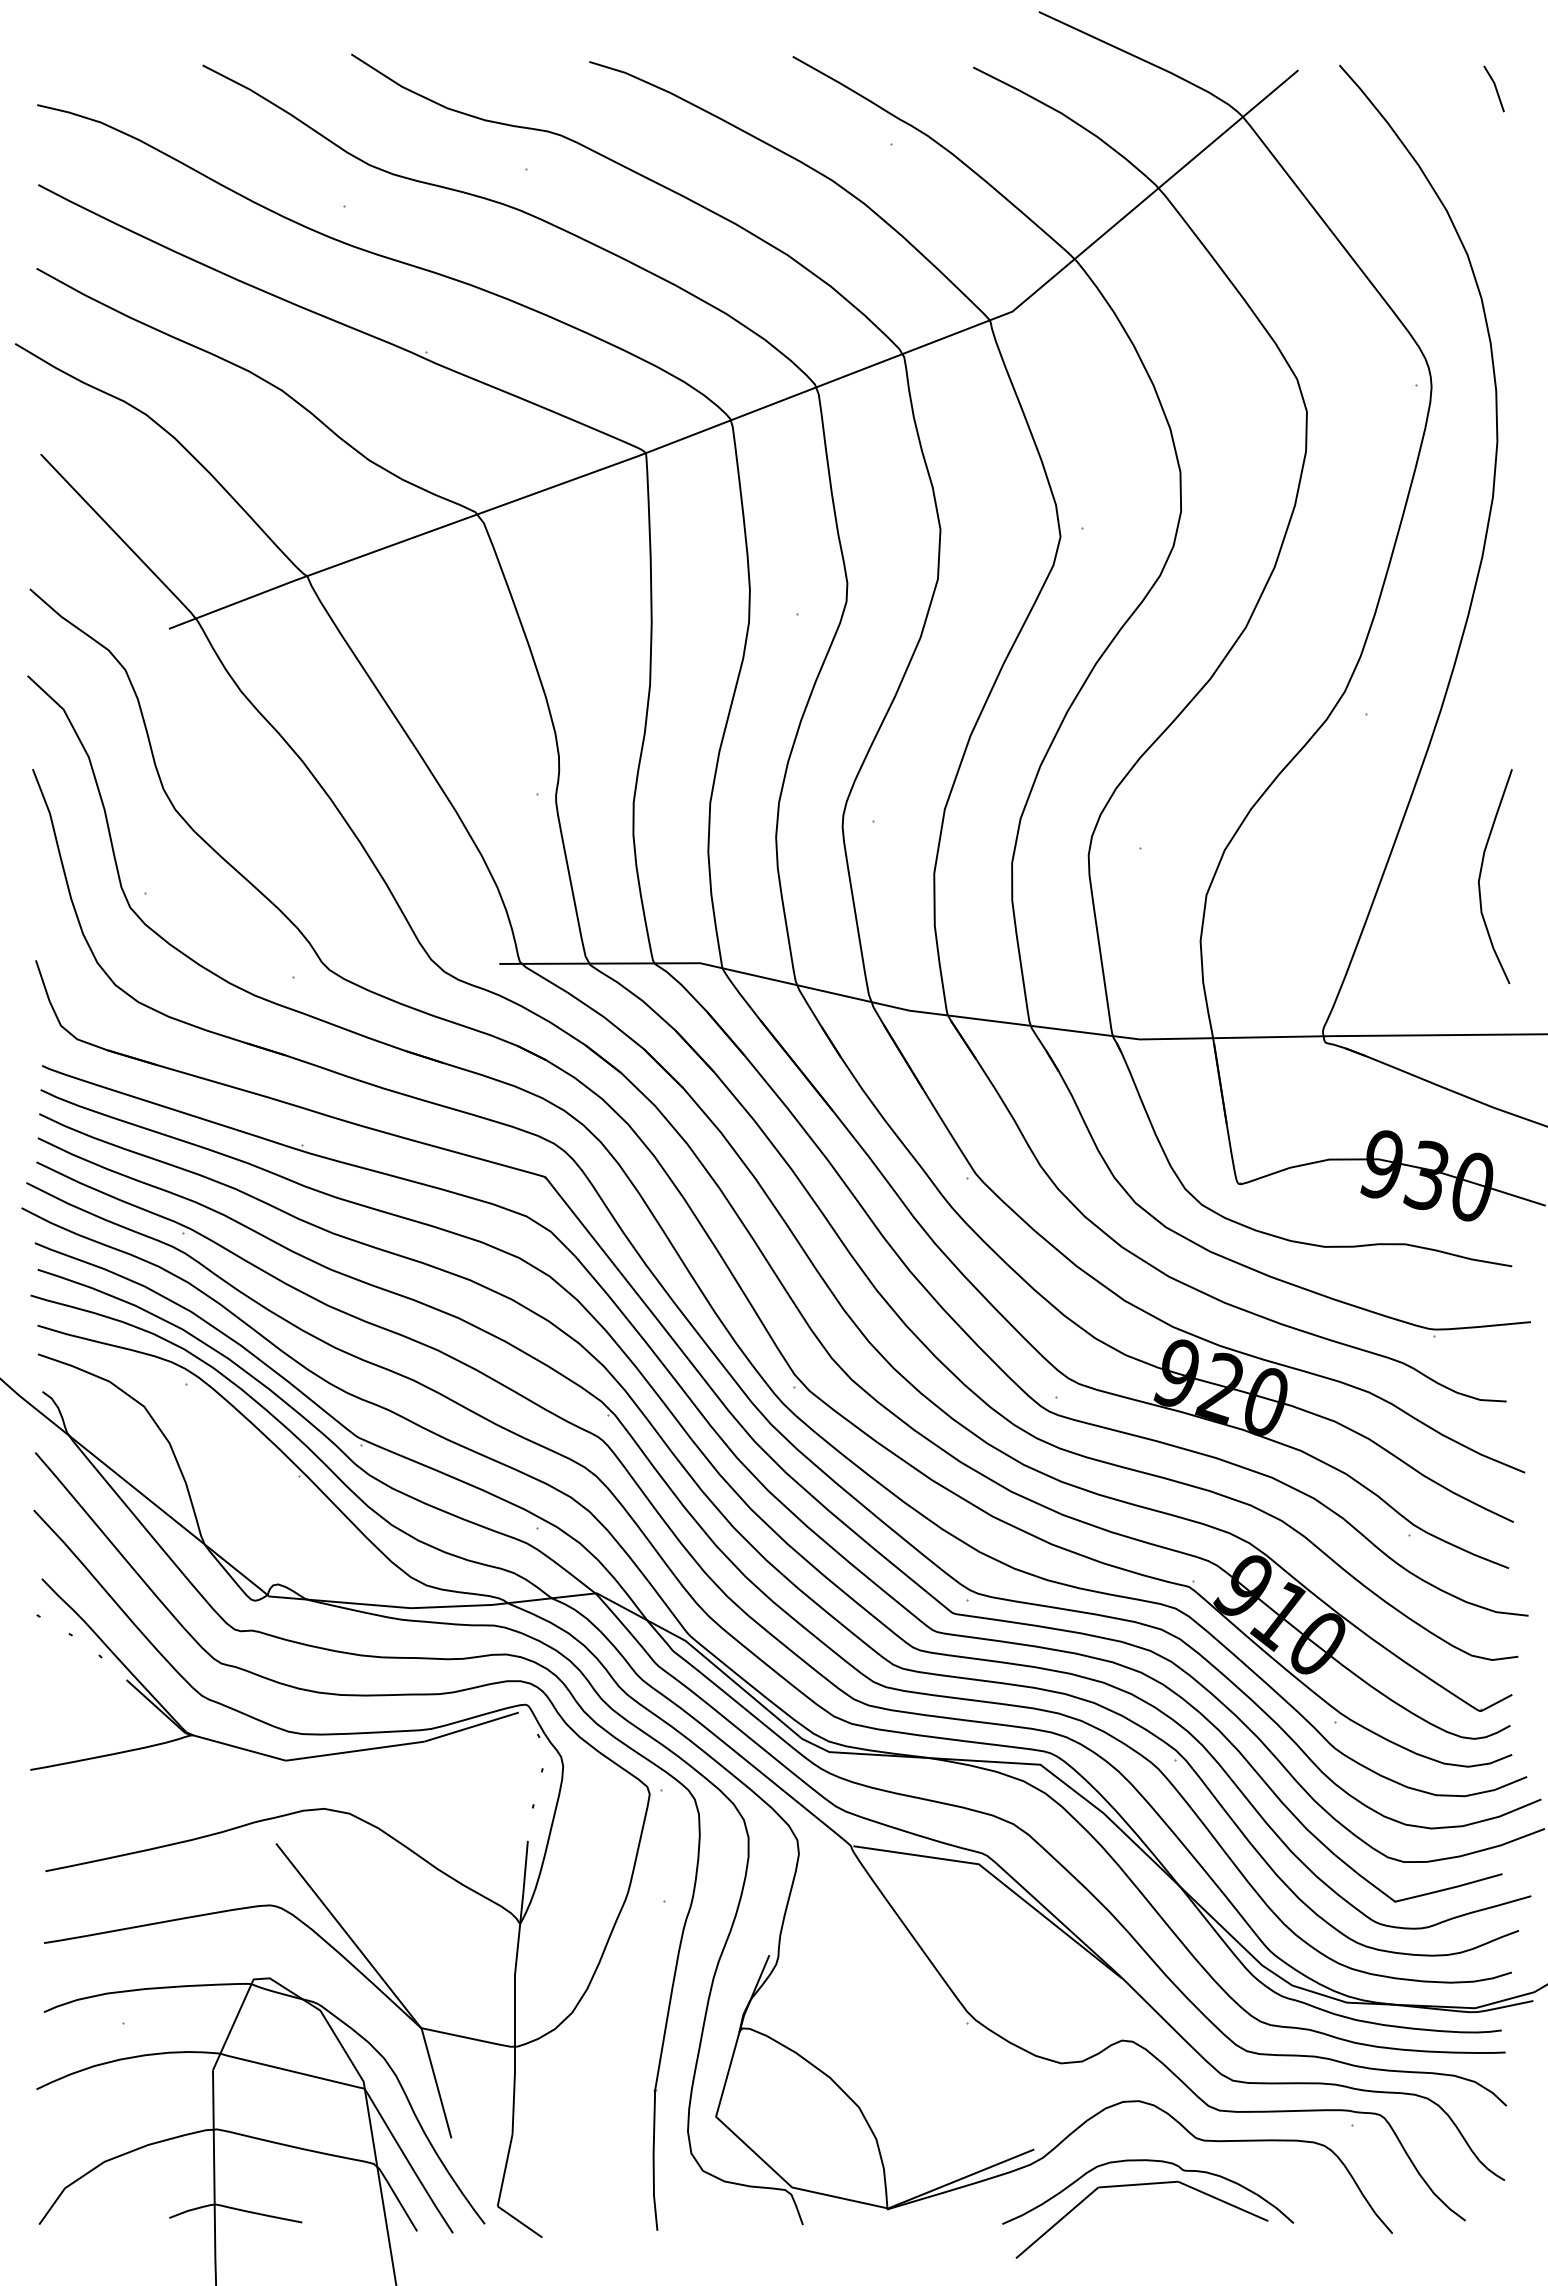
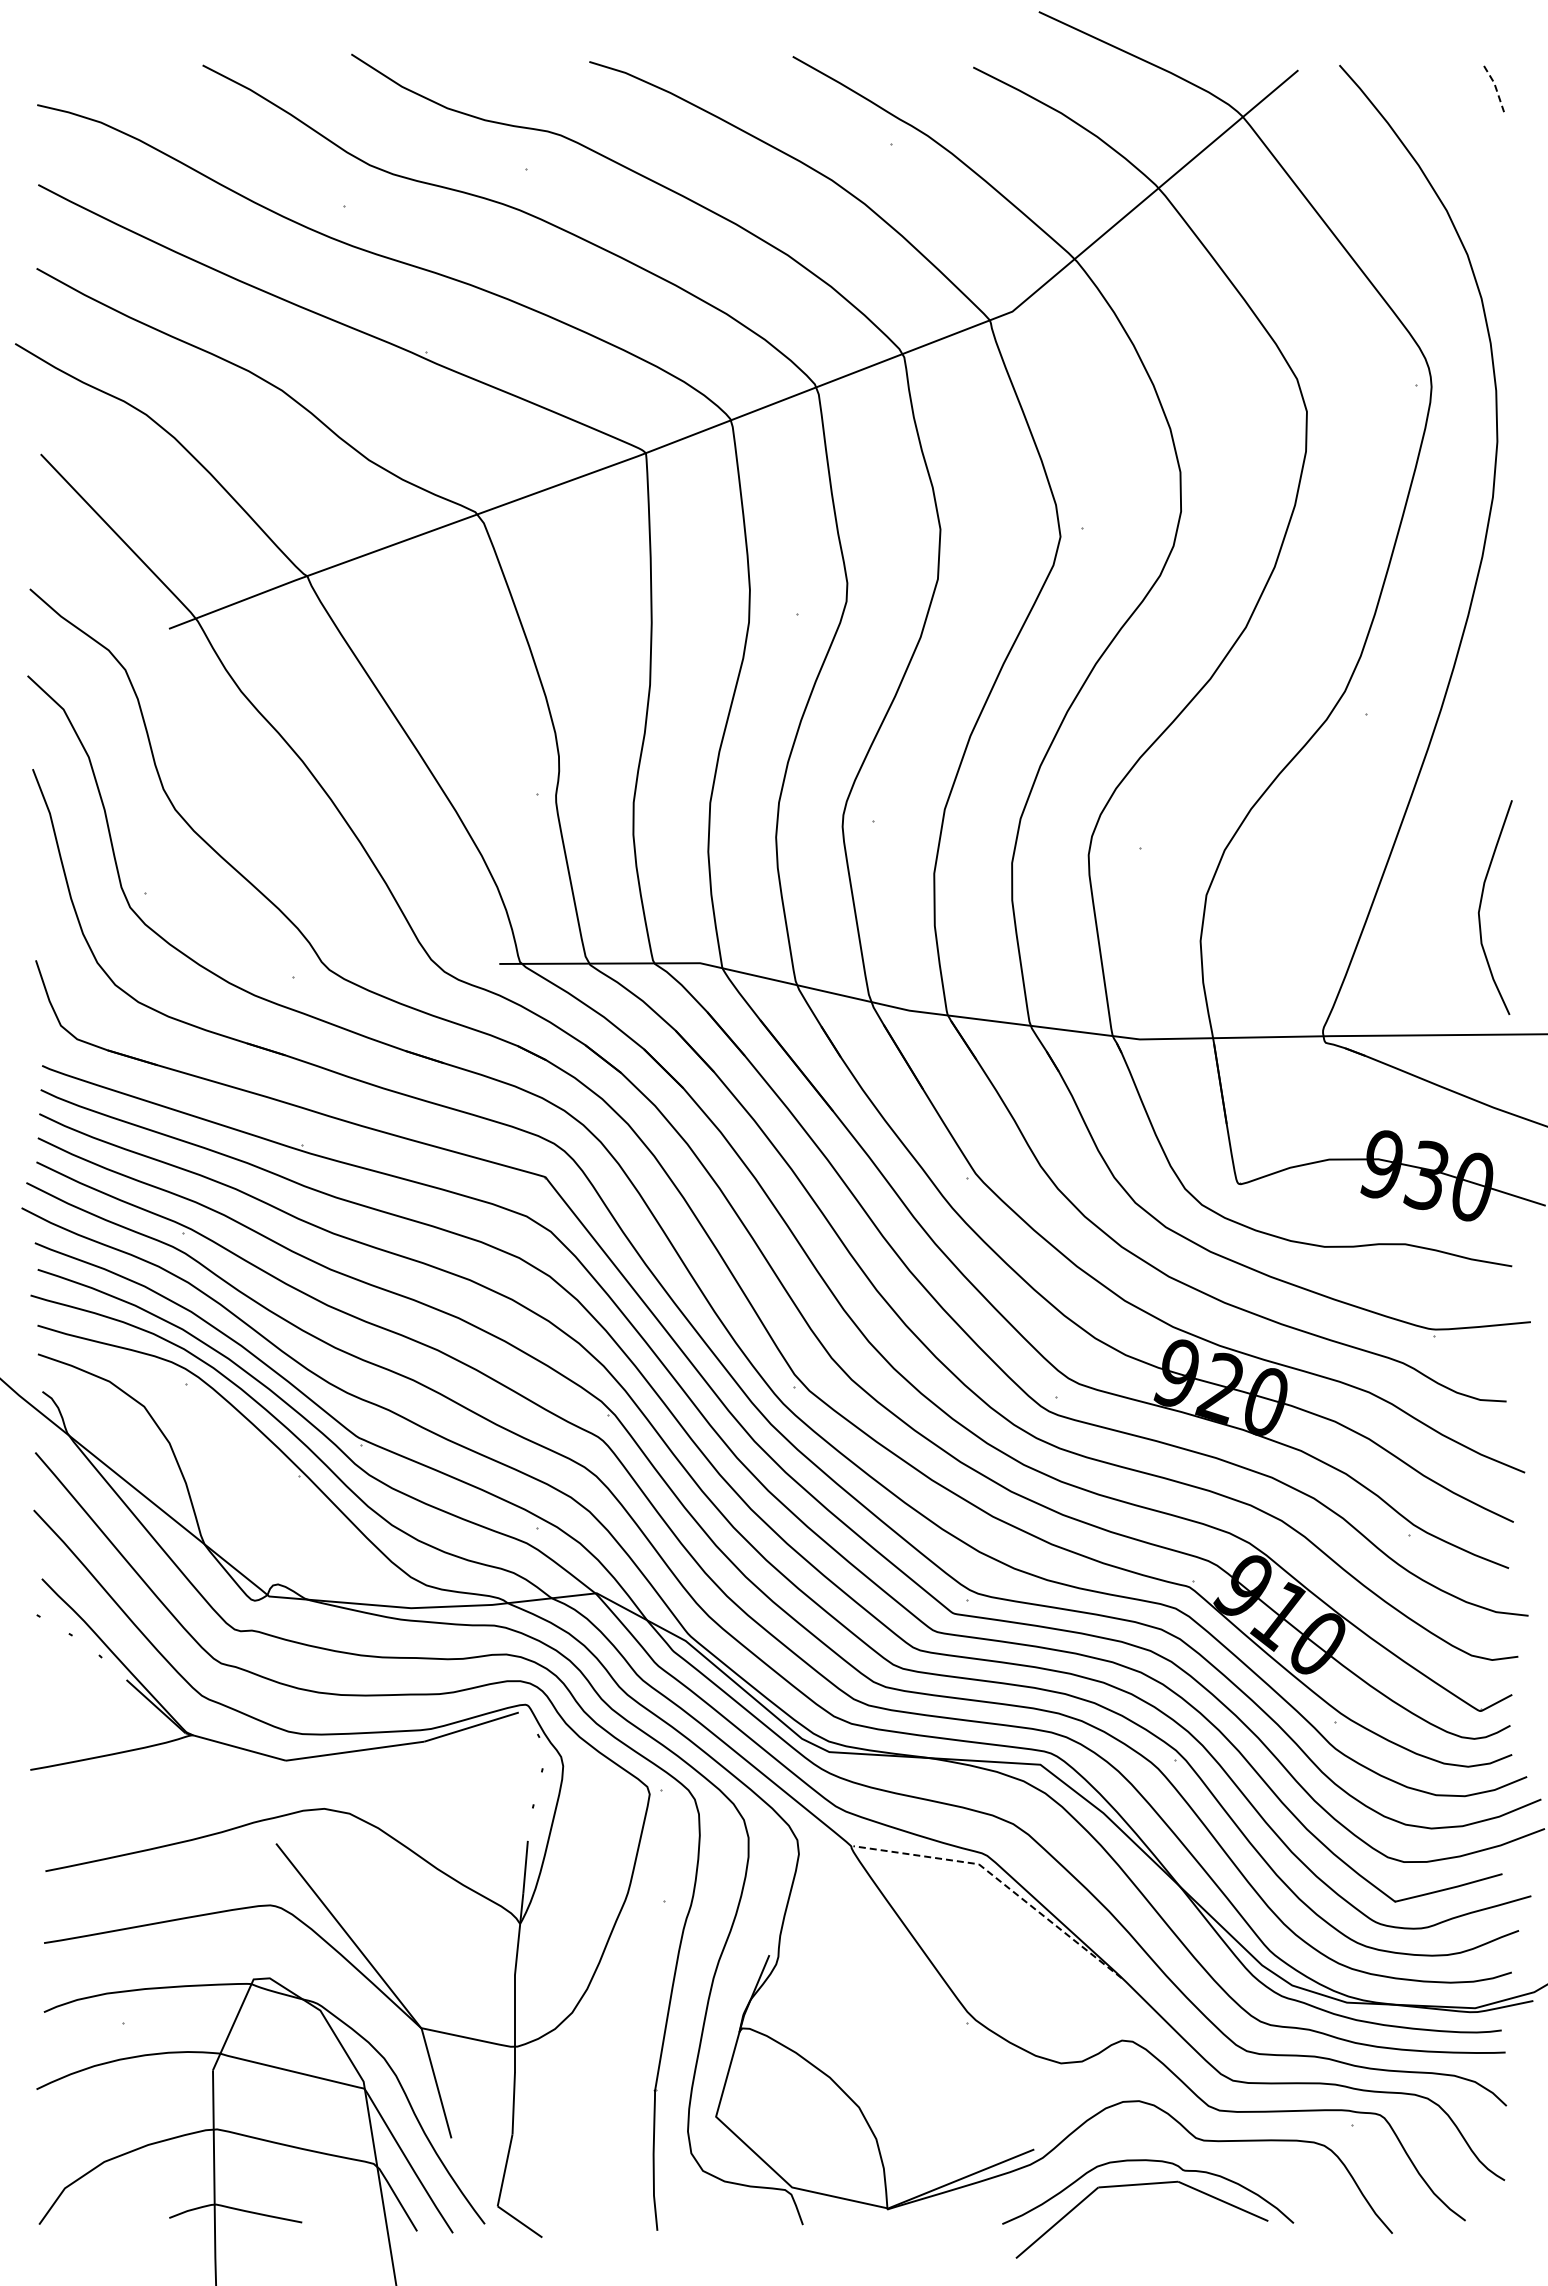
line: solid -> dashed (1495, 87)
curve position: (1481, 874) -> (1481, 905) (1481, 905)
line: solid -> dashed (999, 1881)
